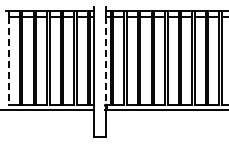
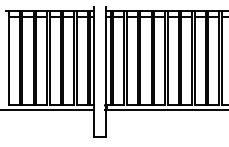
line: dashed -> solid (8, 61)
line: dashed -> solid (105, 61)
